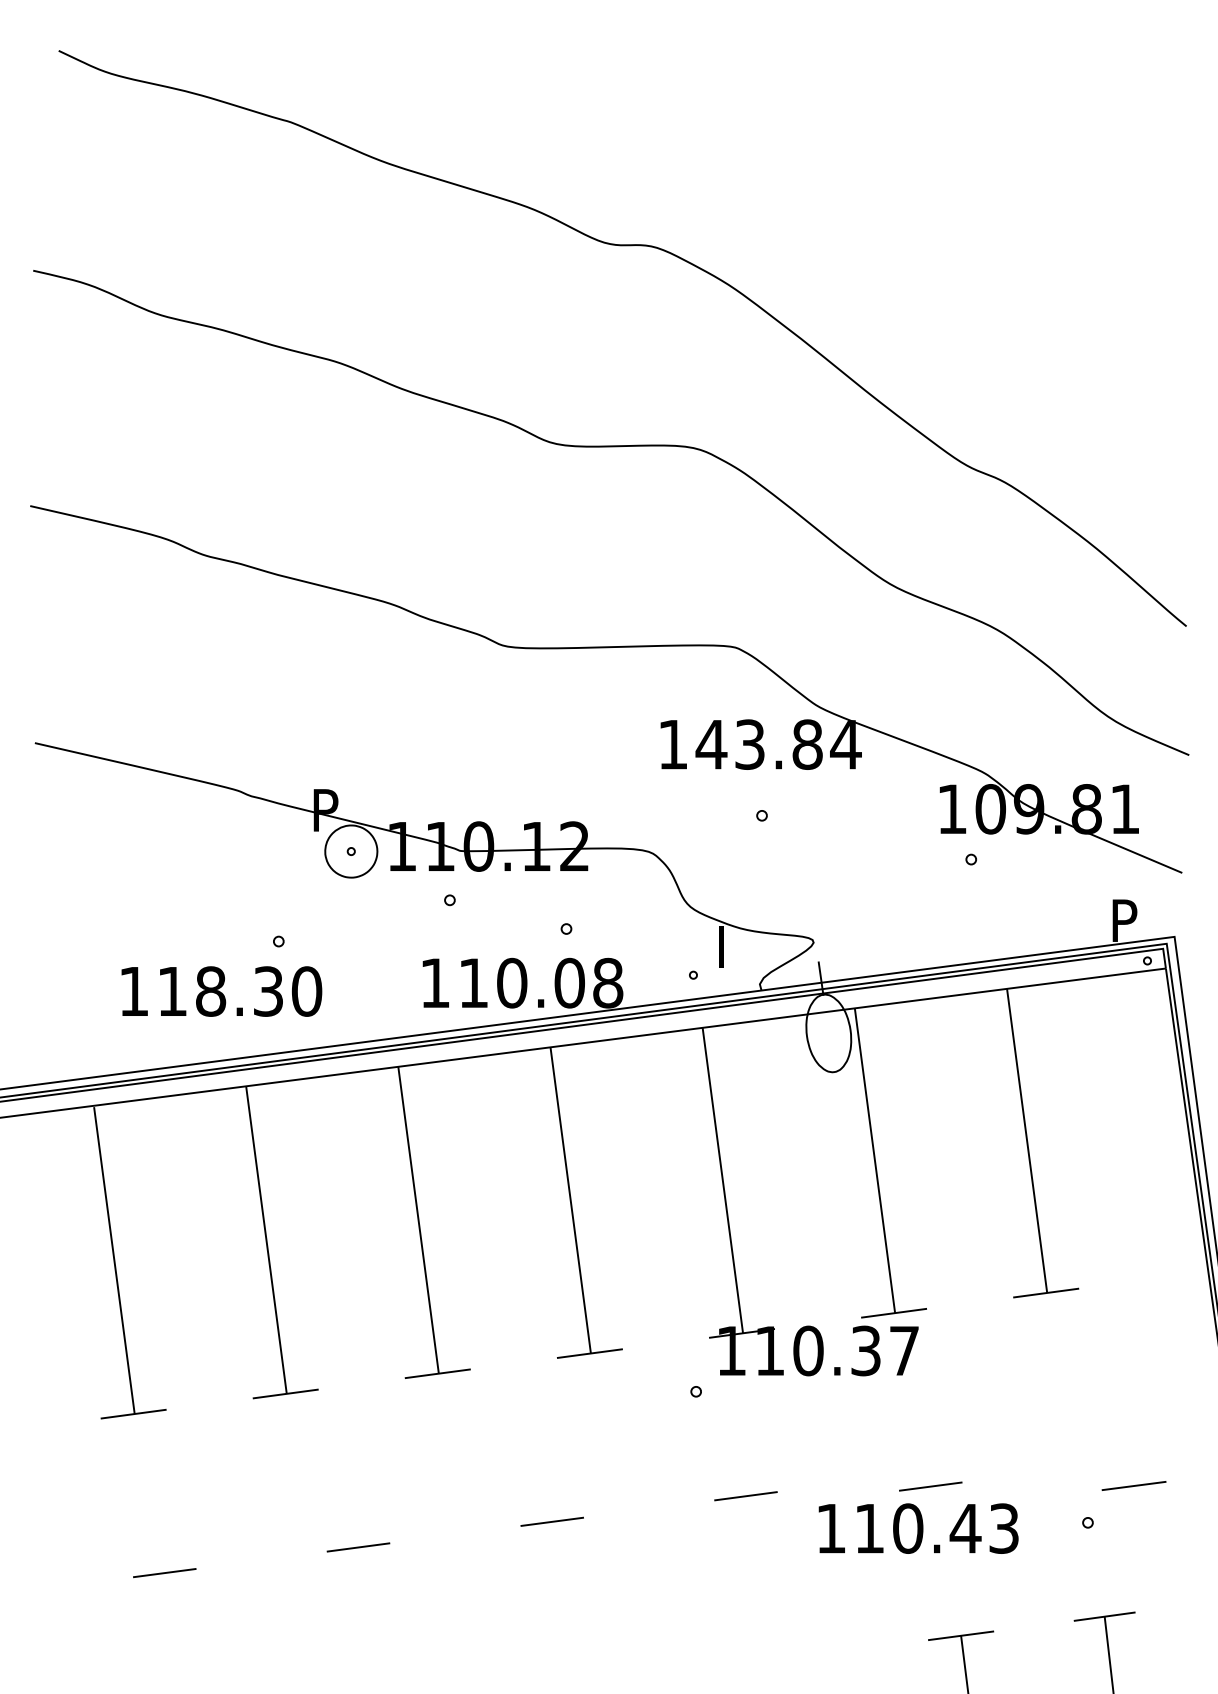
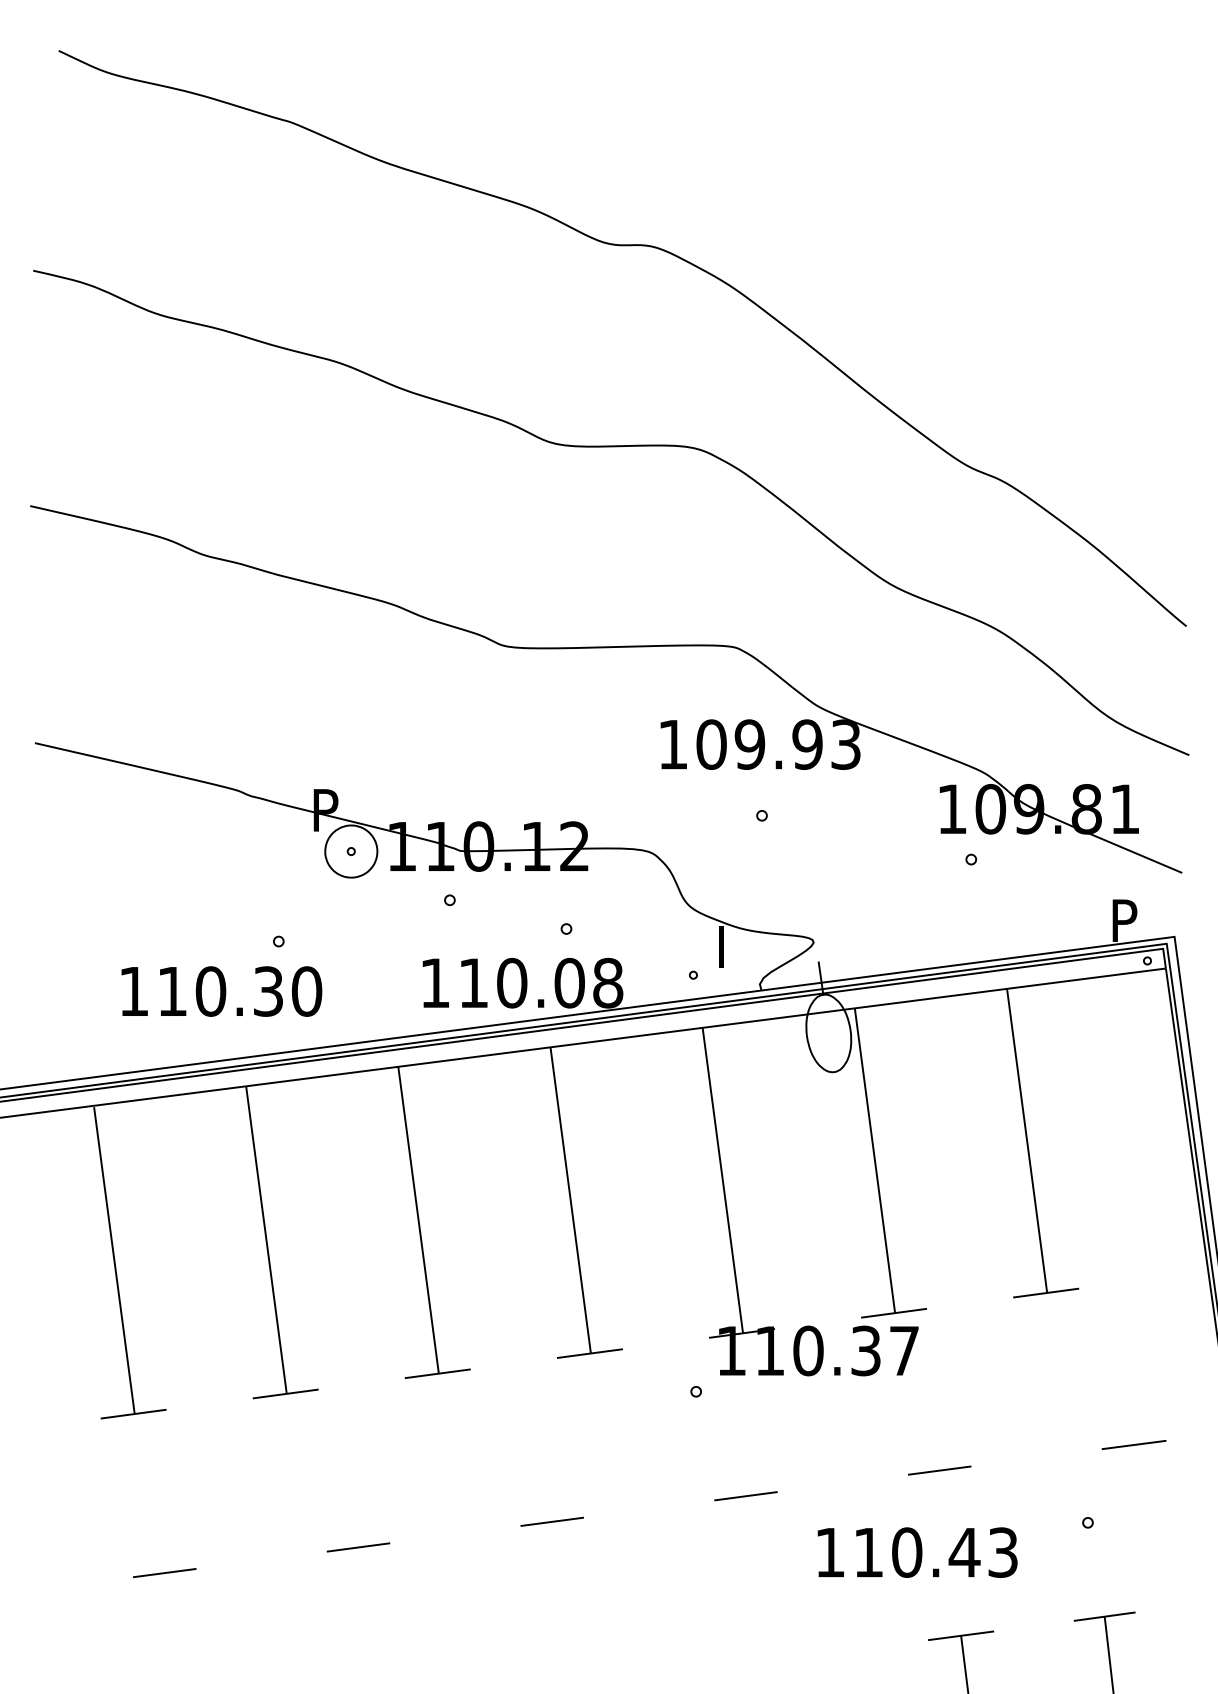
text: 143.84 -> 109.93 (778, 744)
text: 118.30 -> 110.30 (210, 991)
line position: (1133, 1485) -> (1133, 1444) (1133, 1444)
line position: (930, 1486) -> (939, 1470) (939, 1470)
text position: (918, 1528) -> (917, 1552) (917, 1552)
